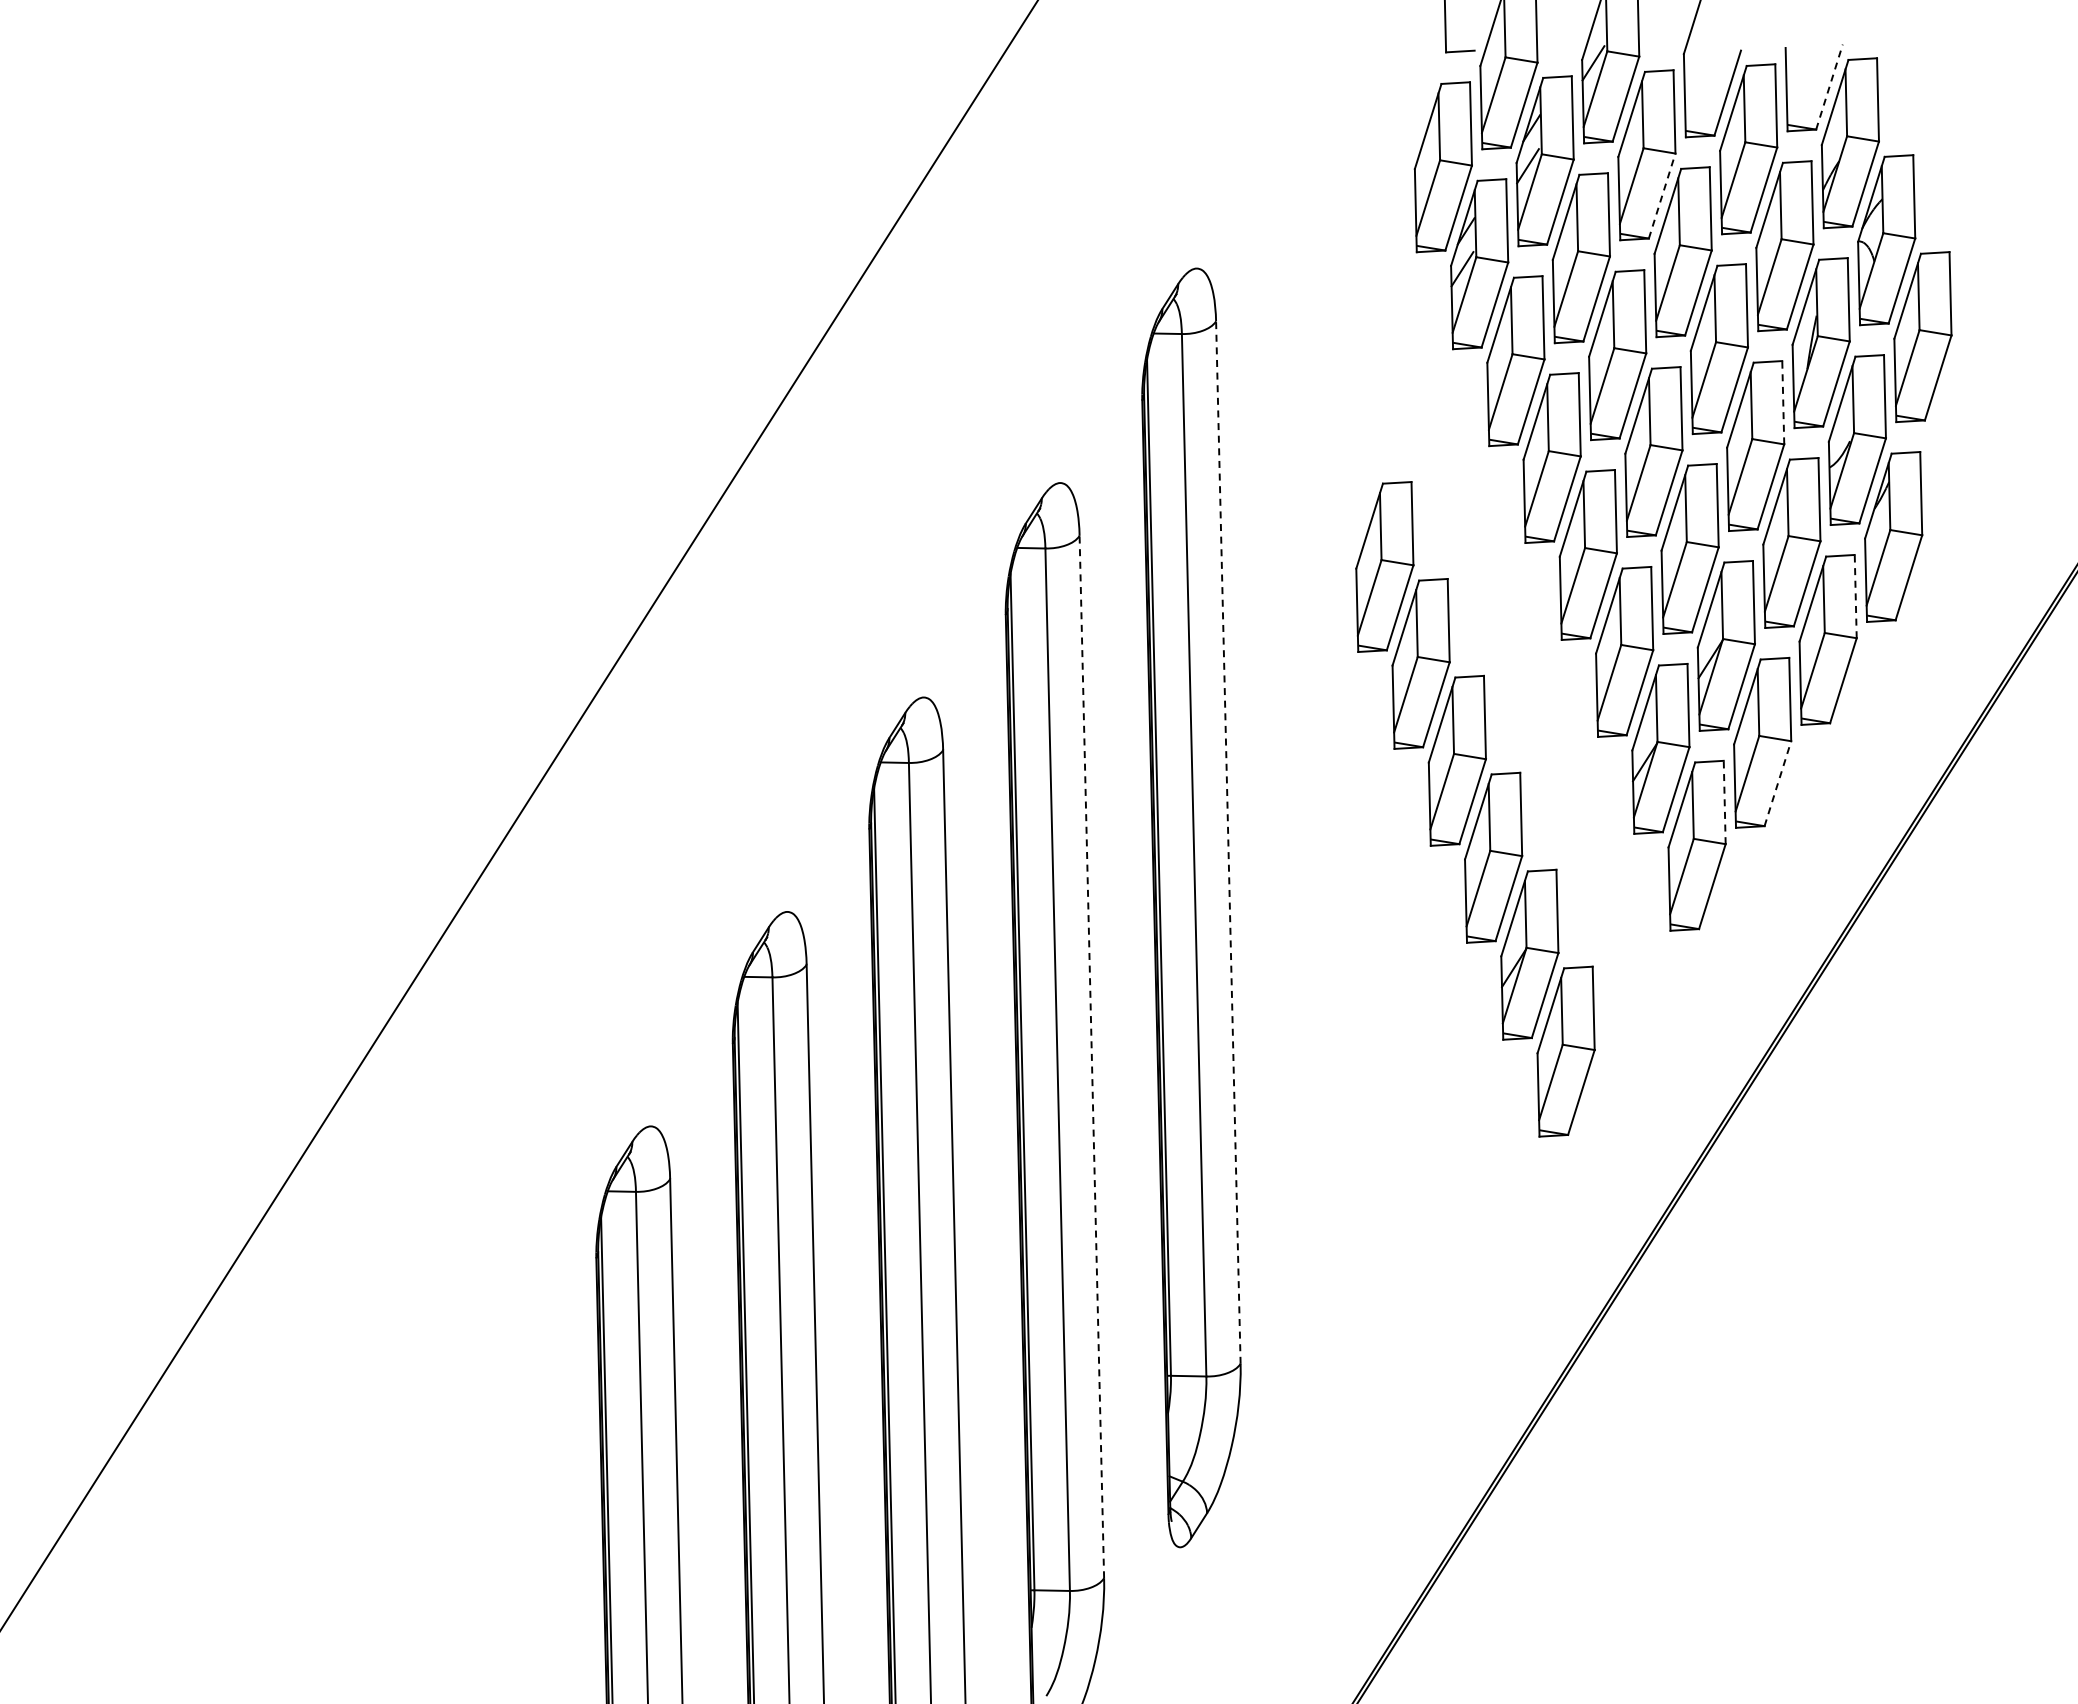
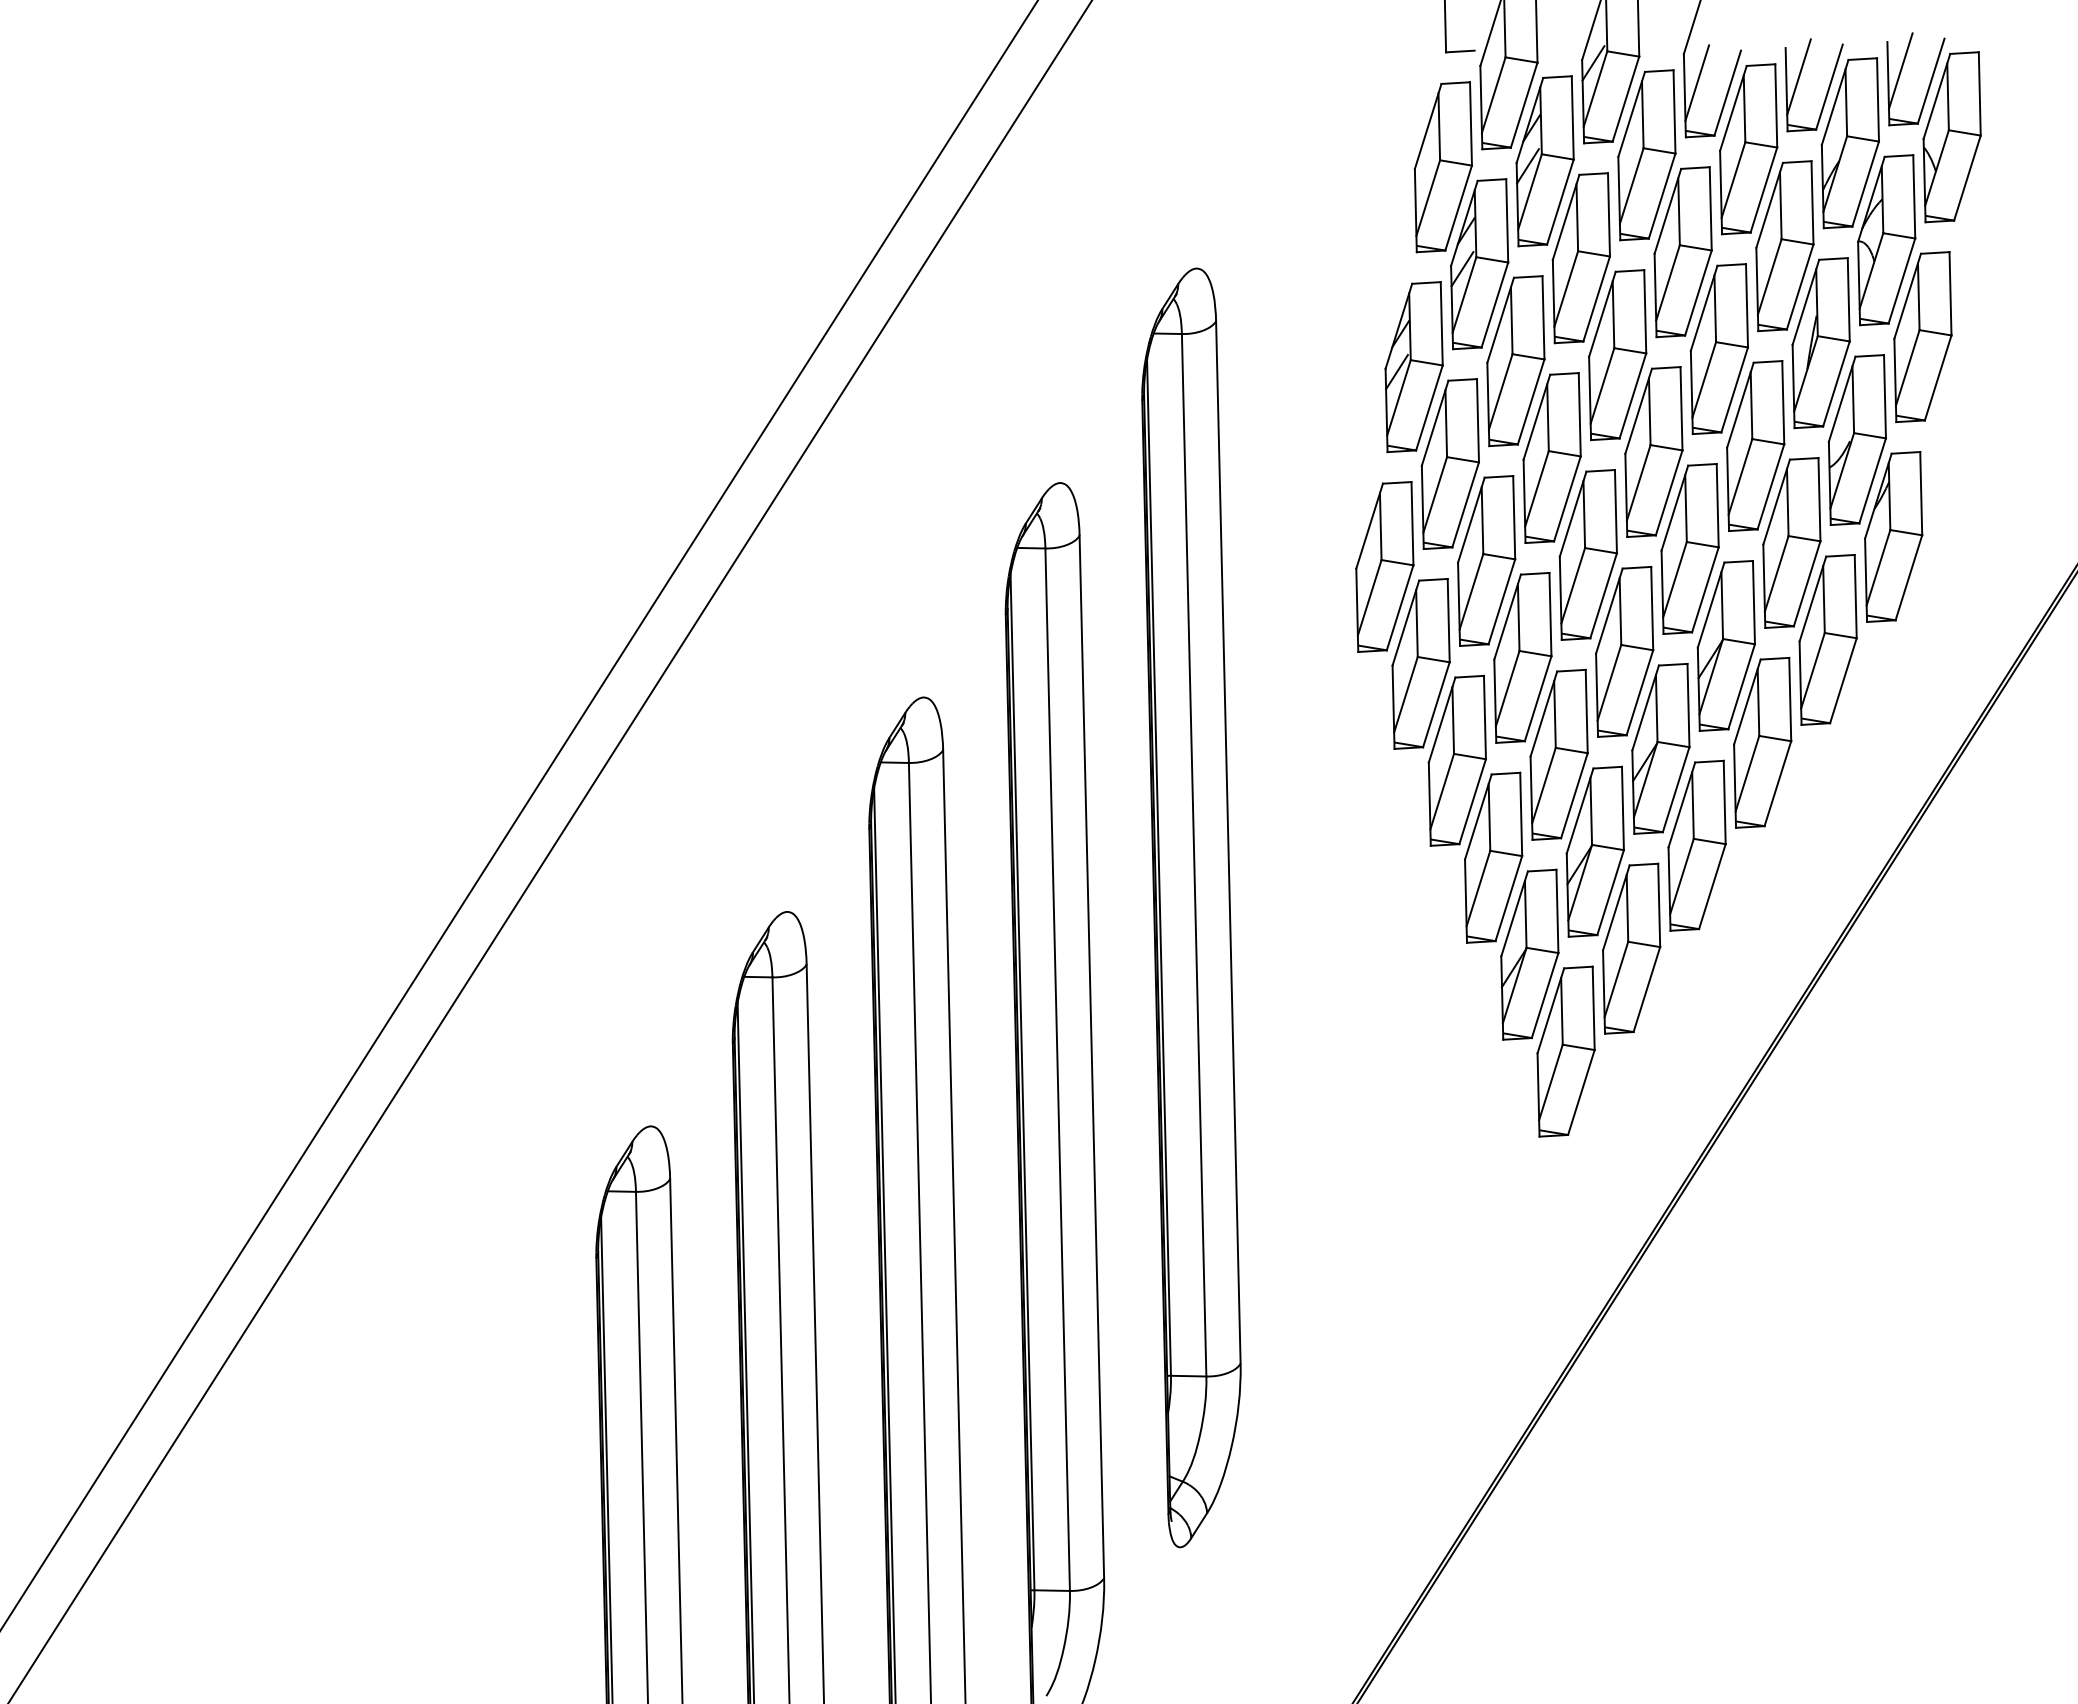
line: none -> present (1798, 76)
line: none -> present (1697, 82)
line: dashed -> solid (1829, 87)
part: none -> present (1933, 127)
line: dashed -> solid (1662, 196)
line: dashed -> solid (1783, 402)
line: dashed -> solid (1855, 596)
part: none -> present (1522, 657)
line: dashed -> solid (1777, 783)
line: dashed -> solid (1724, 802)
line: dashed -> solid (1228, 842)
line: none -> present (550, 851)
line: dashed -> solid (1091, 1056)
